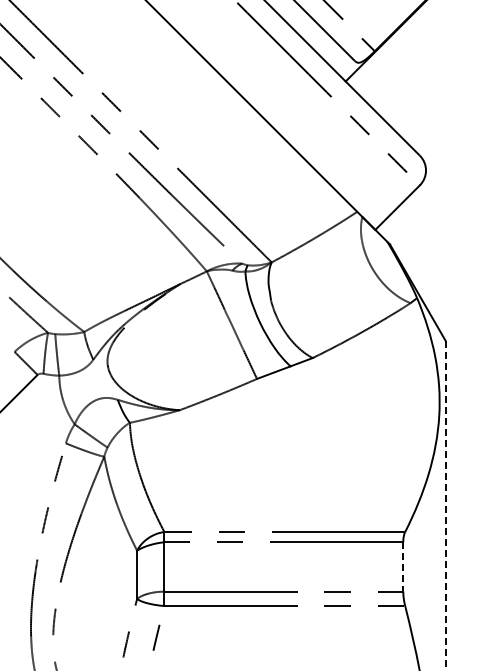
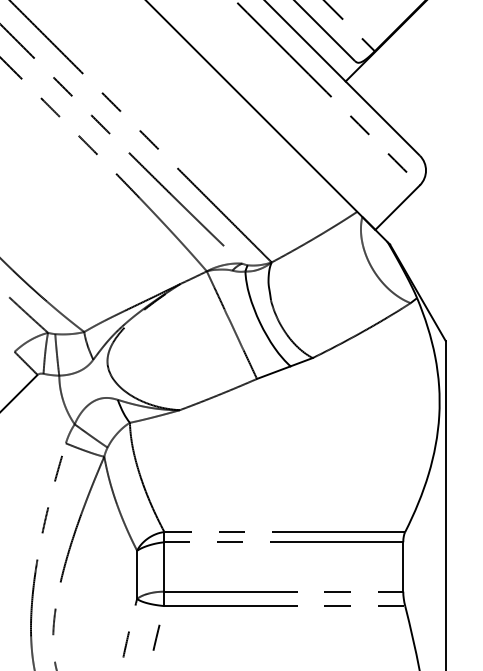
line: dashed -> solid (445, 505)
line: dashed -> solid (403, 566)
